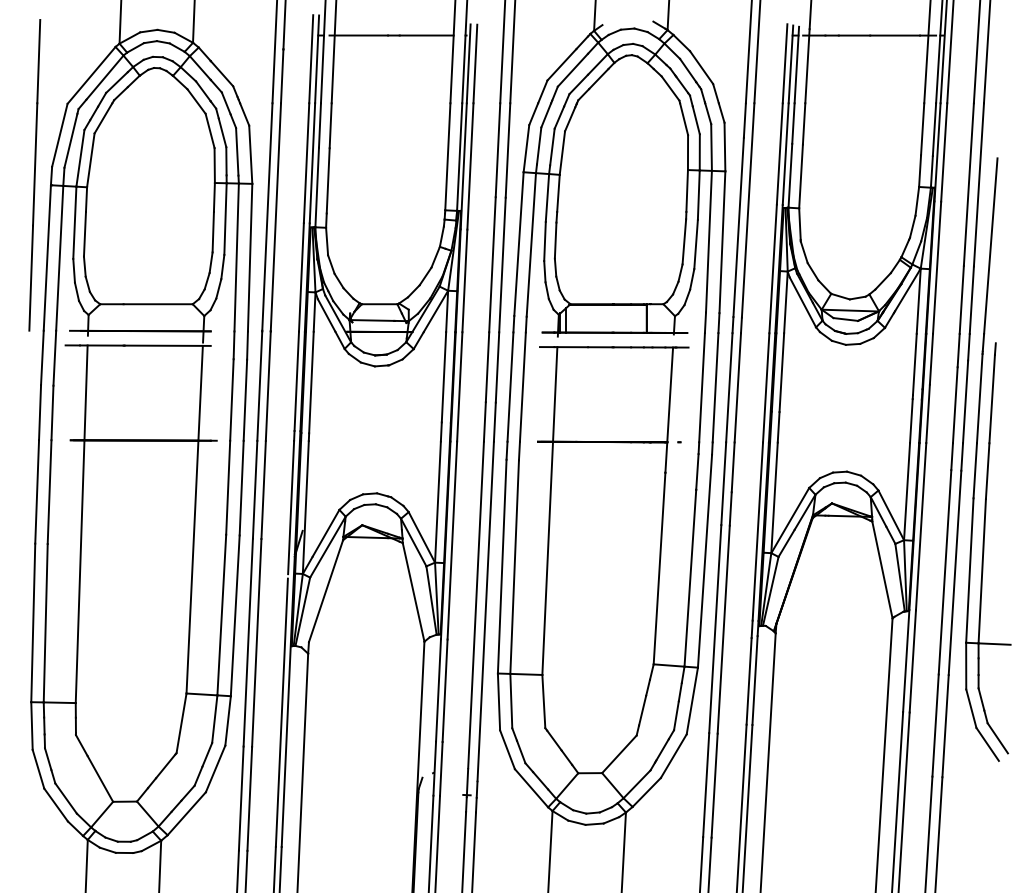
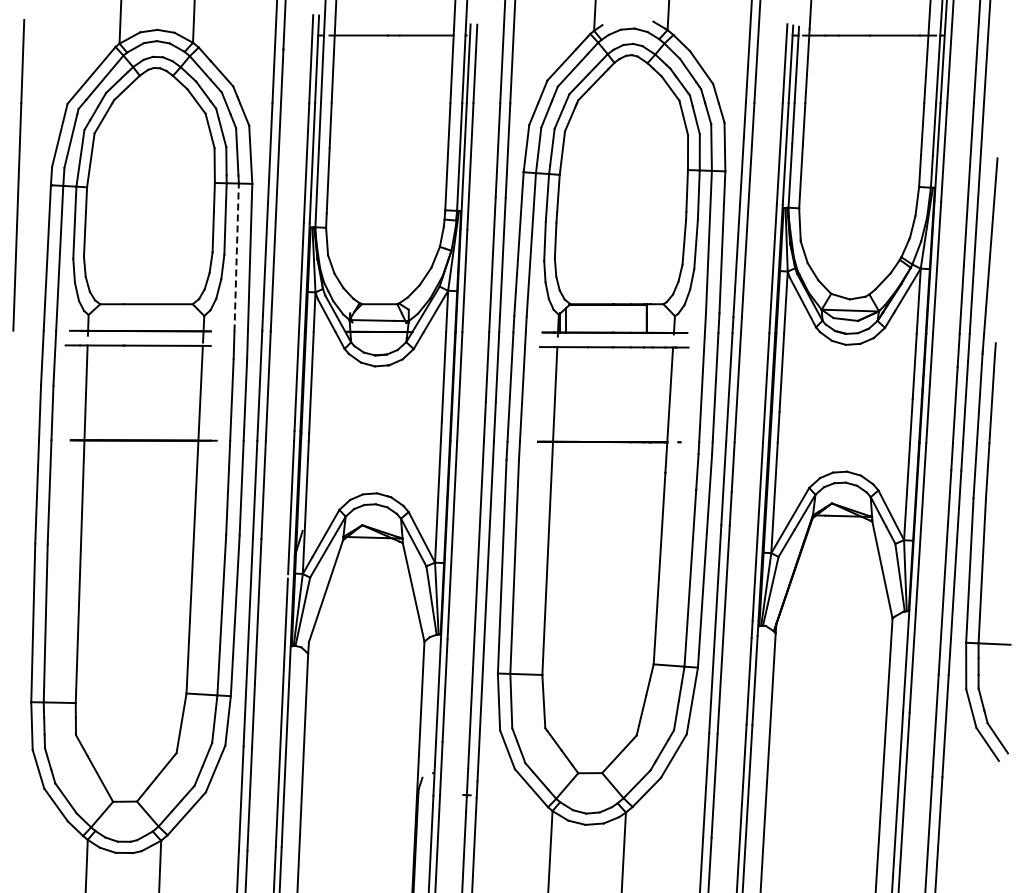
line position: (34, 175) -> (18, 175) (18, 175)
line: solid -> dashed (236, 257)
